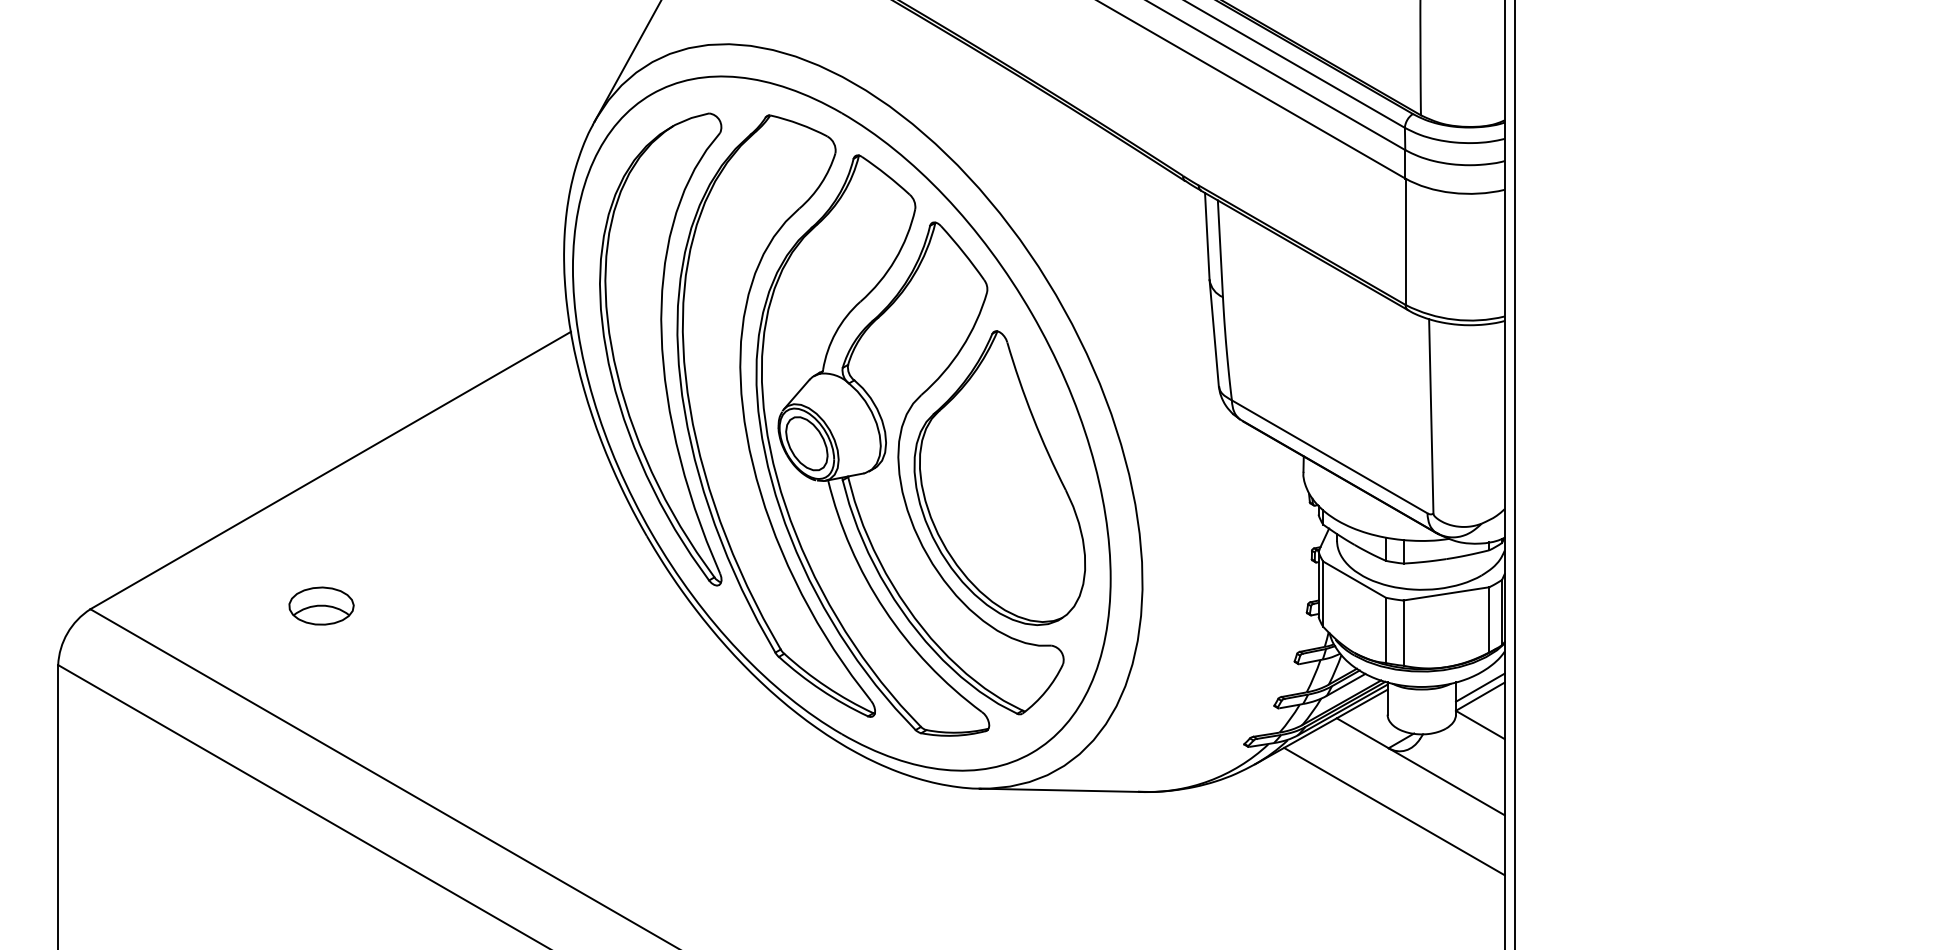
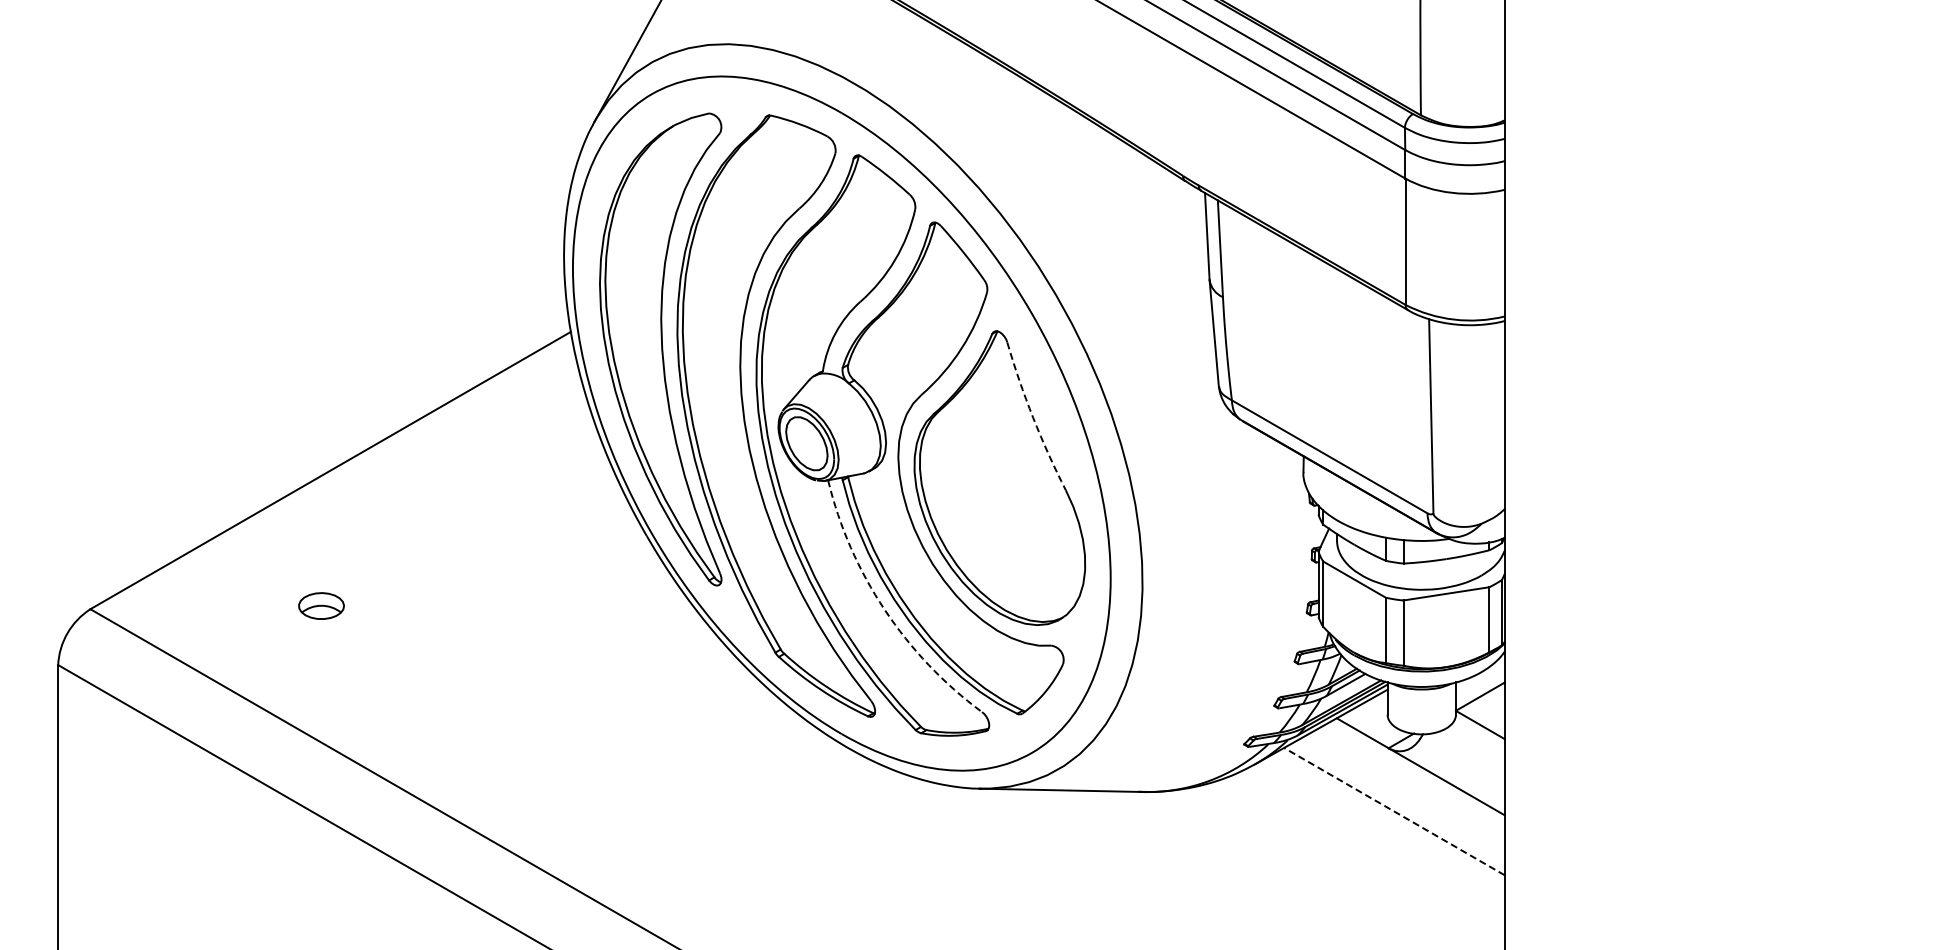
arc: solid -> dashed (1033, 417)
line: present -> none (1514, 474)
part size: 67x40 px -> 47x28 px (321, 605)
arc: solid -> dashed (884, 609)
line: present -> none (1480, 687)
line: solid -> dashed (1394, 811)
